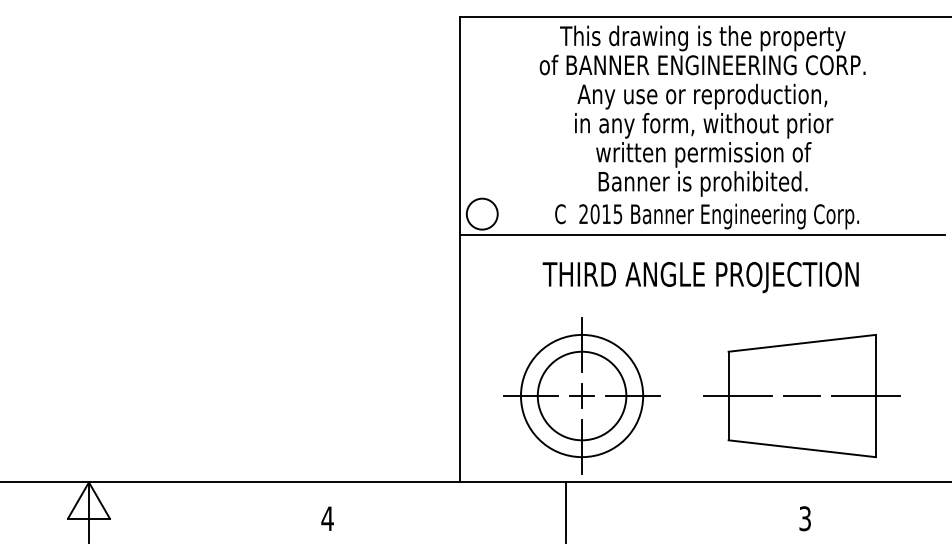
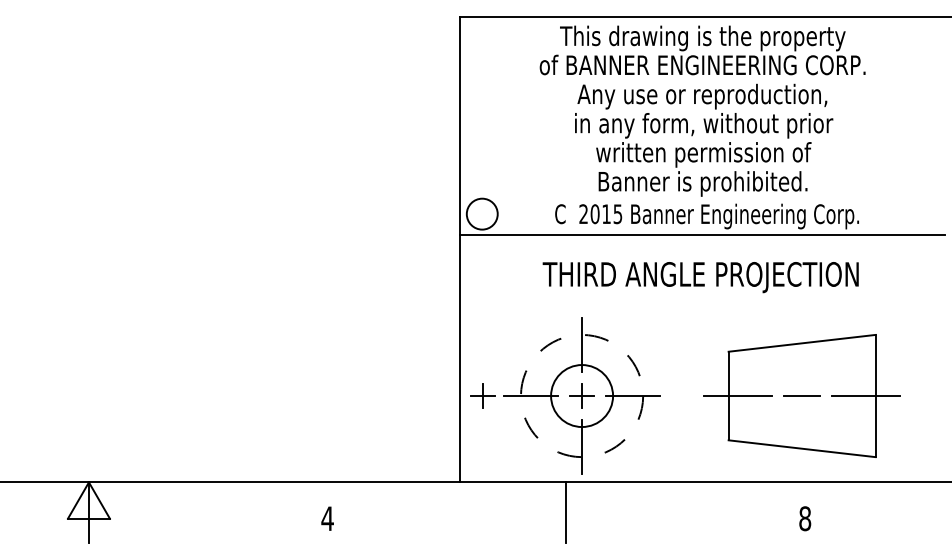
part: none -> present (482, 395)
circle diameter: 89 px -> 62 px (582, 396)
circle: solid -> dashed (581, 395)
text: 3 -> 8 (805, 518)
